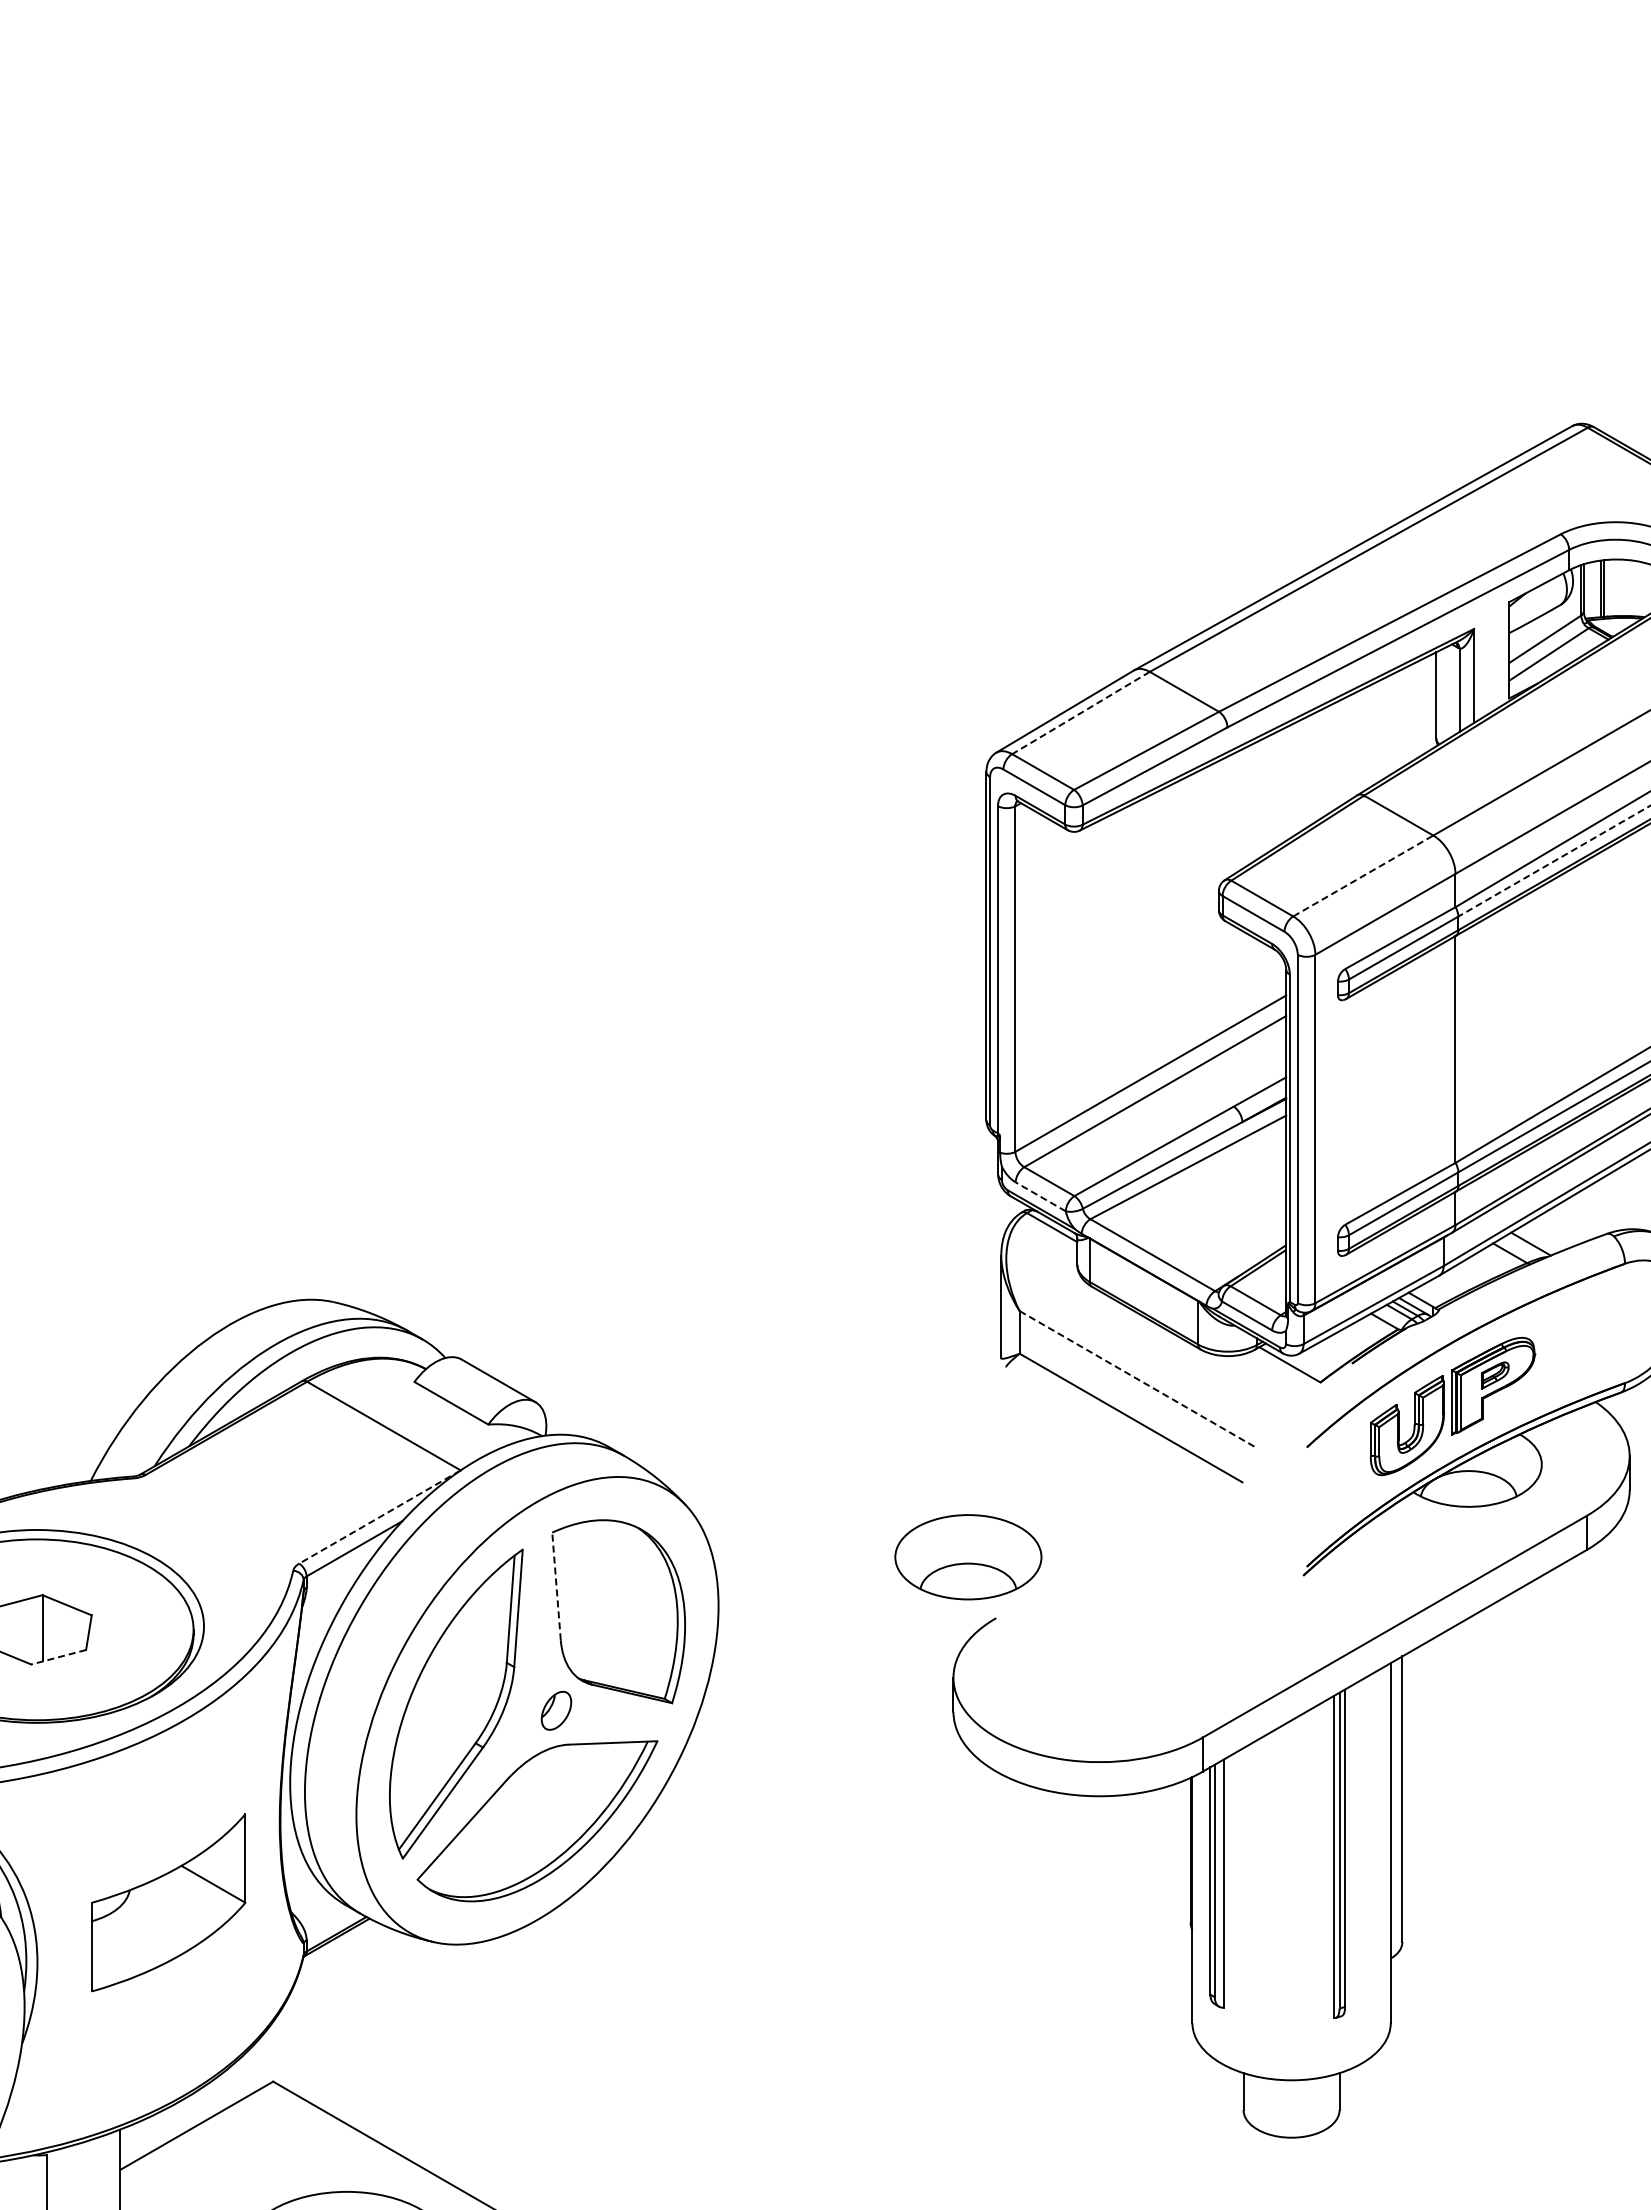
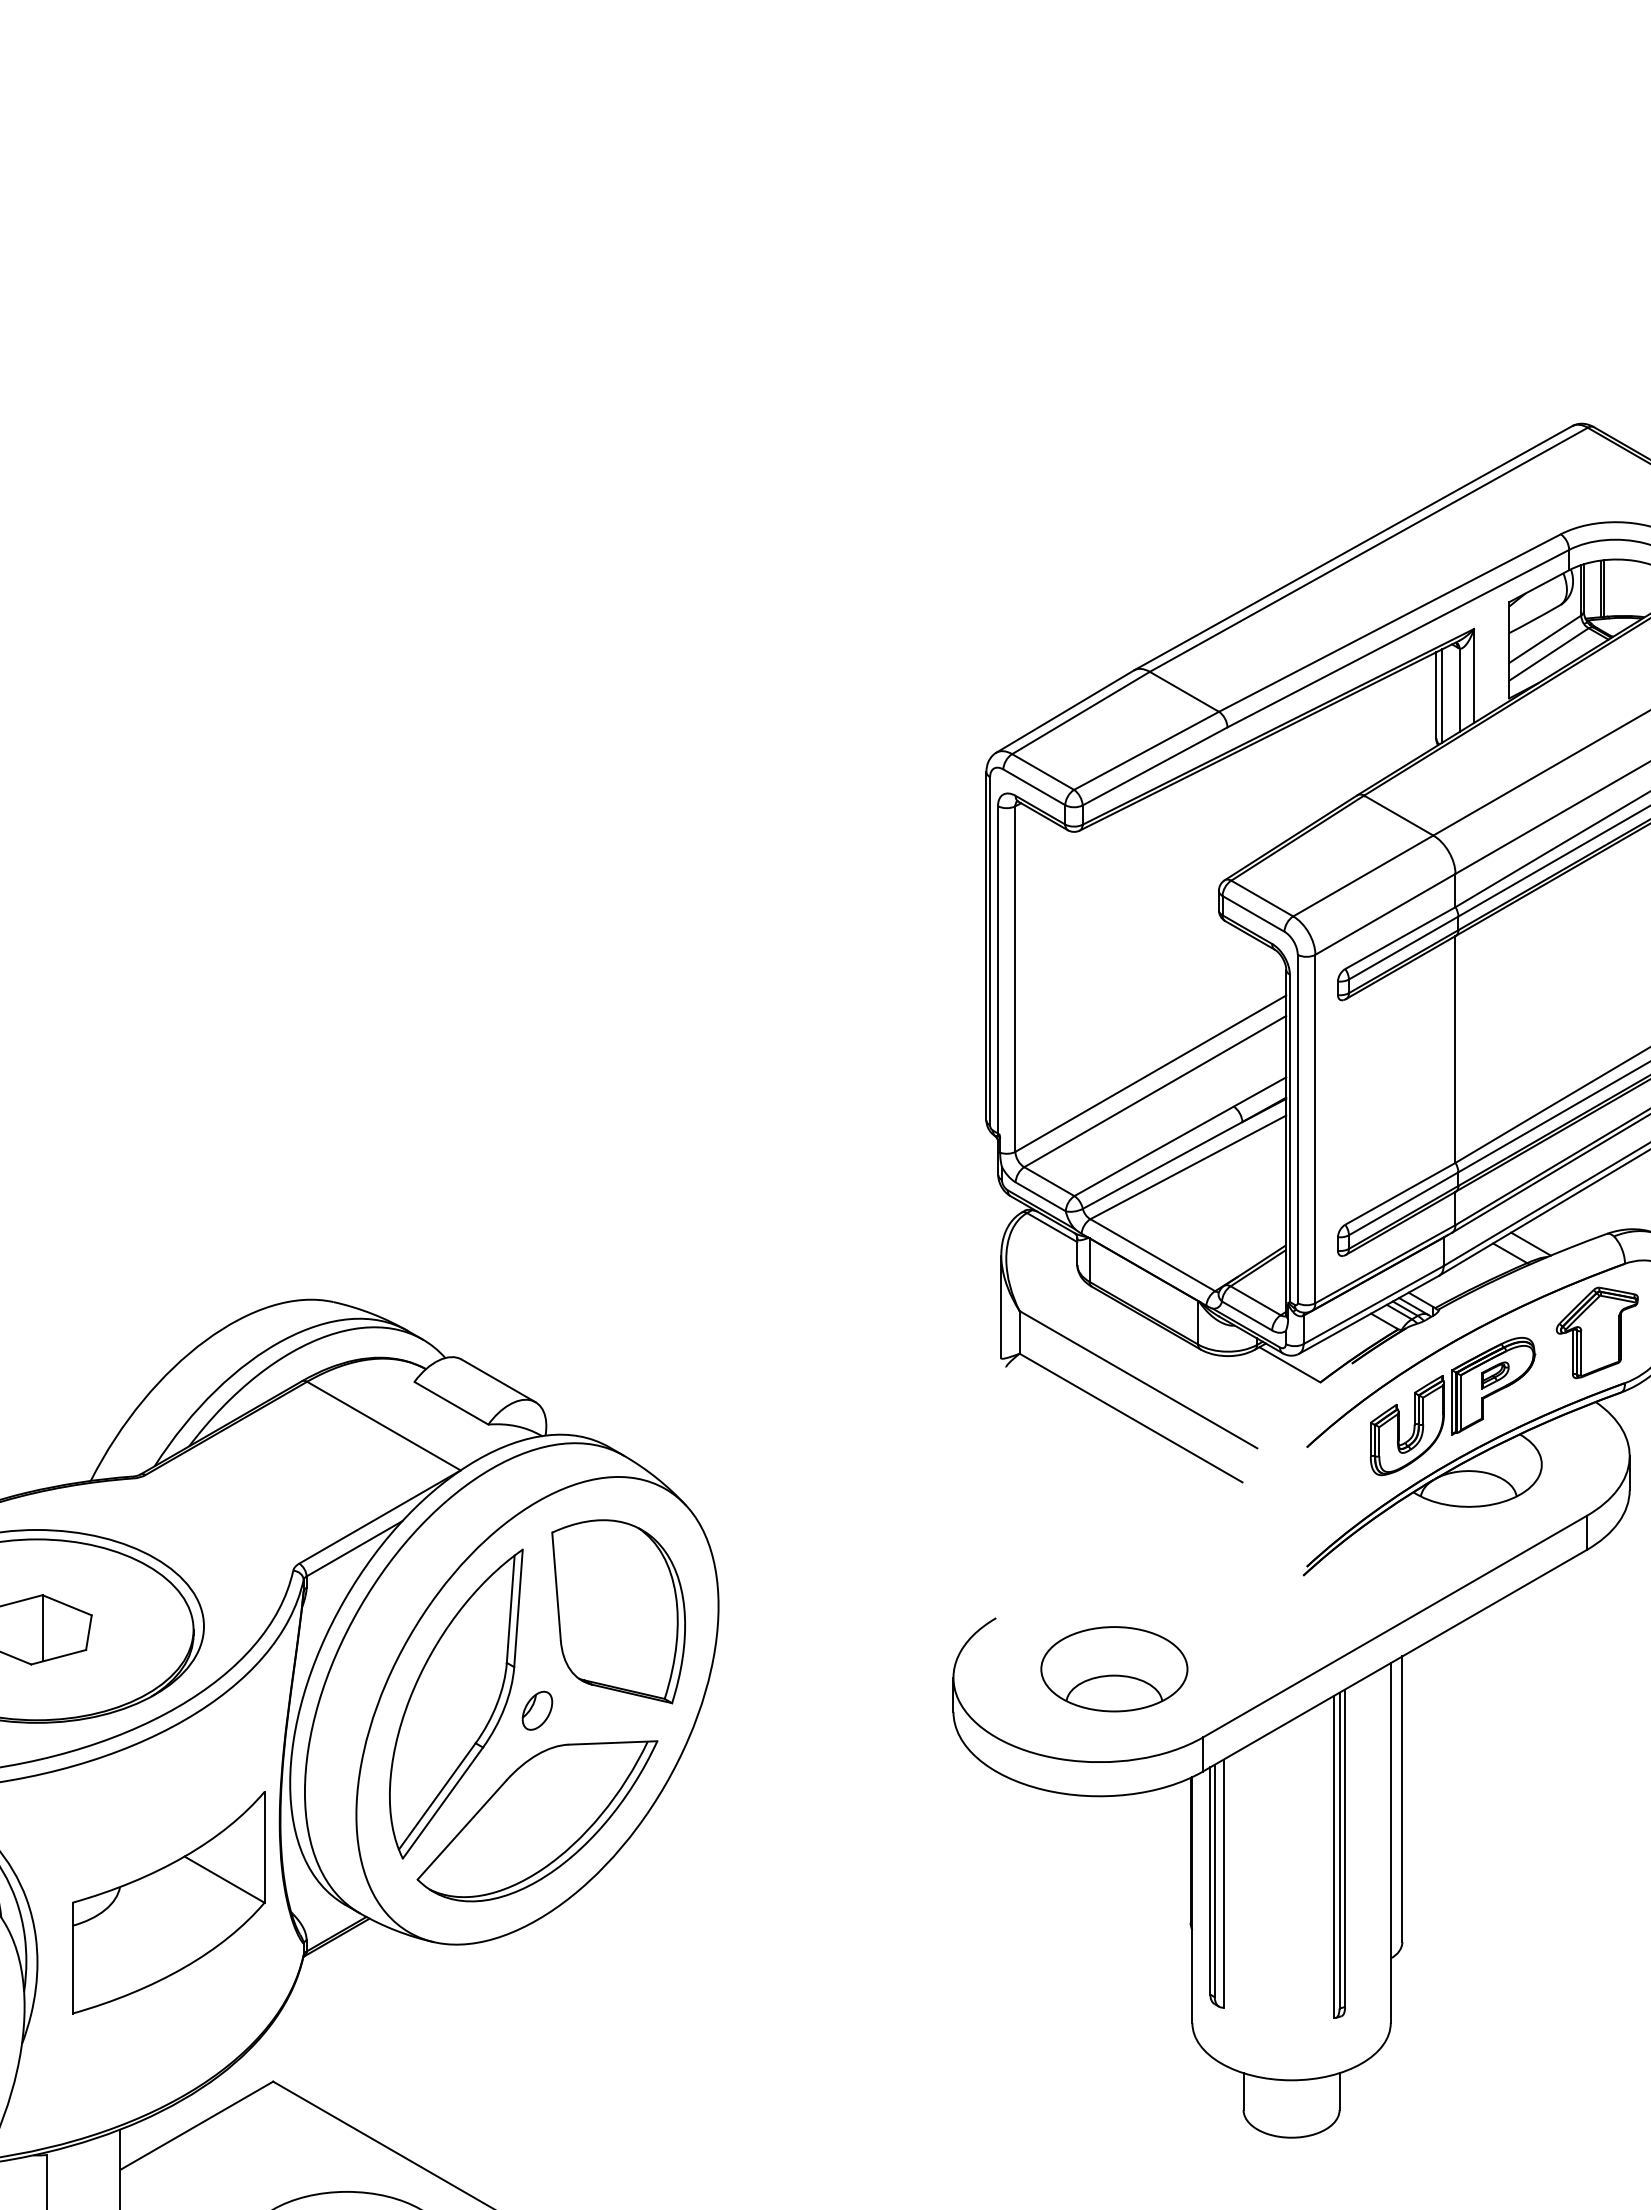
line: none -> present (1442, 695)
line: dashed -> solid (1080, 713)
line: dashed -> solid (1554, 861)
line: dashed -> solid (1363, 876)
line: dashed -> solid (1040, 1196)
part: none -> present (1596, 1332)
line: dashed -> solid (1138, 1379)
line: dashed -> solid (379, 1517)
part position: (968, 1557) -> (1114, 1669) (1114, 1669)
line: dashed -> solid (556, 1586)
line: dashed -> solid (58, 1657)
part position: (556, 1710) -> (537, 1710) (537, 1710)
part size: 156x180 px -> 194x224 px (168, 1902)
